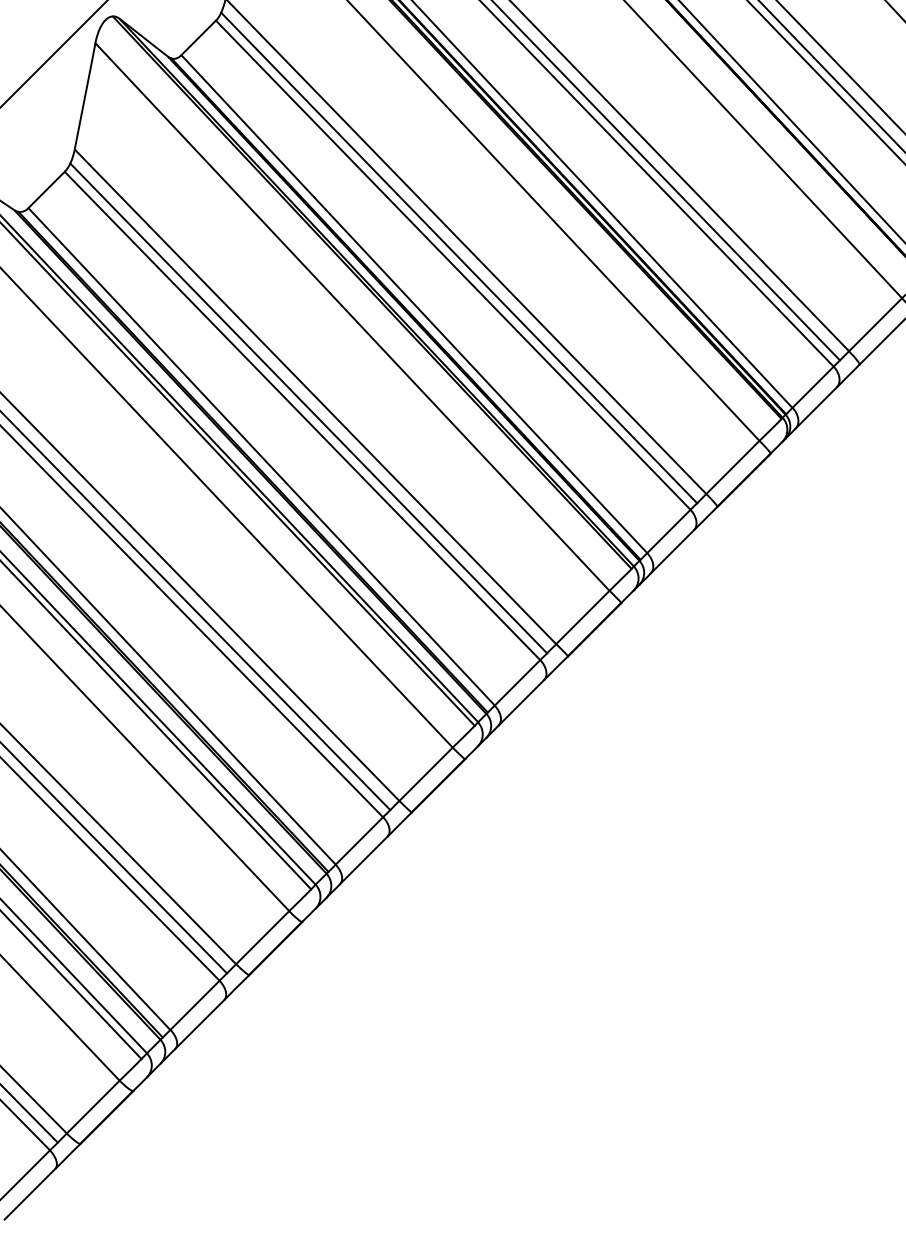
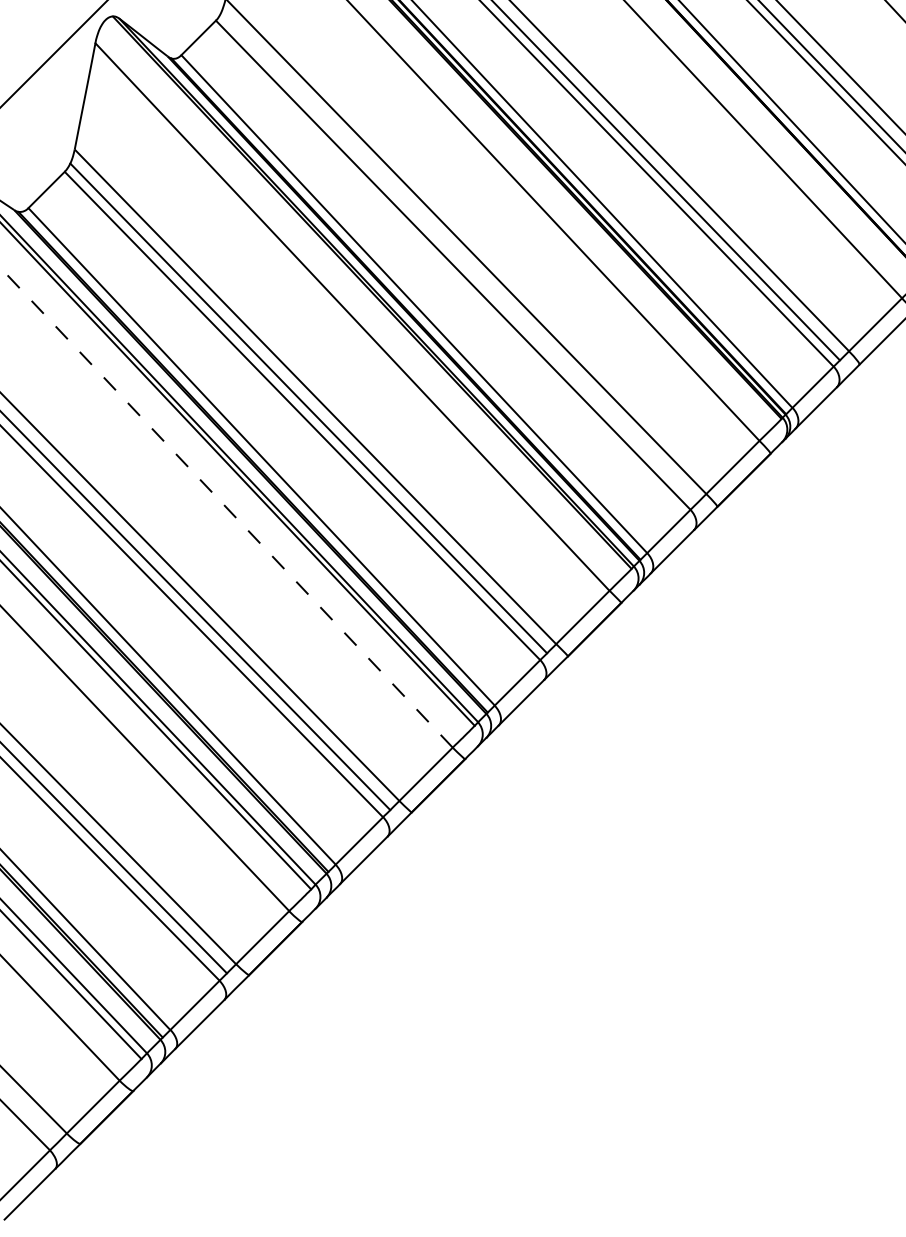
line: present -> none (459, 257)
line: solid -> dashed (226, 507)
line: present -> none (29, 1114)
